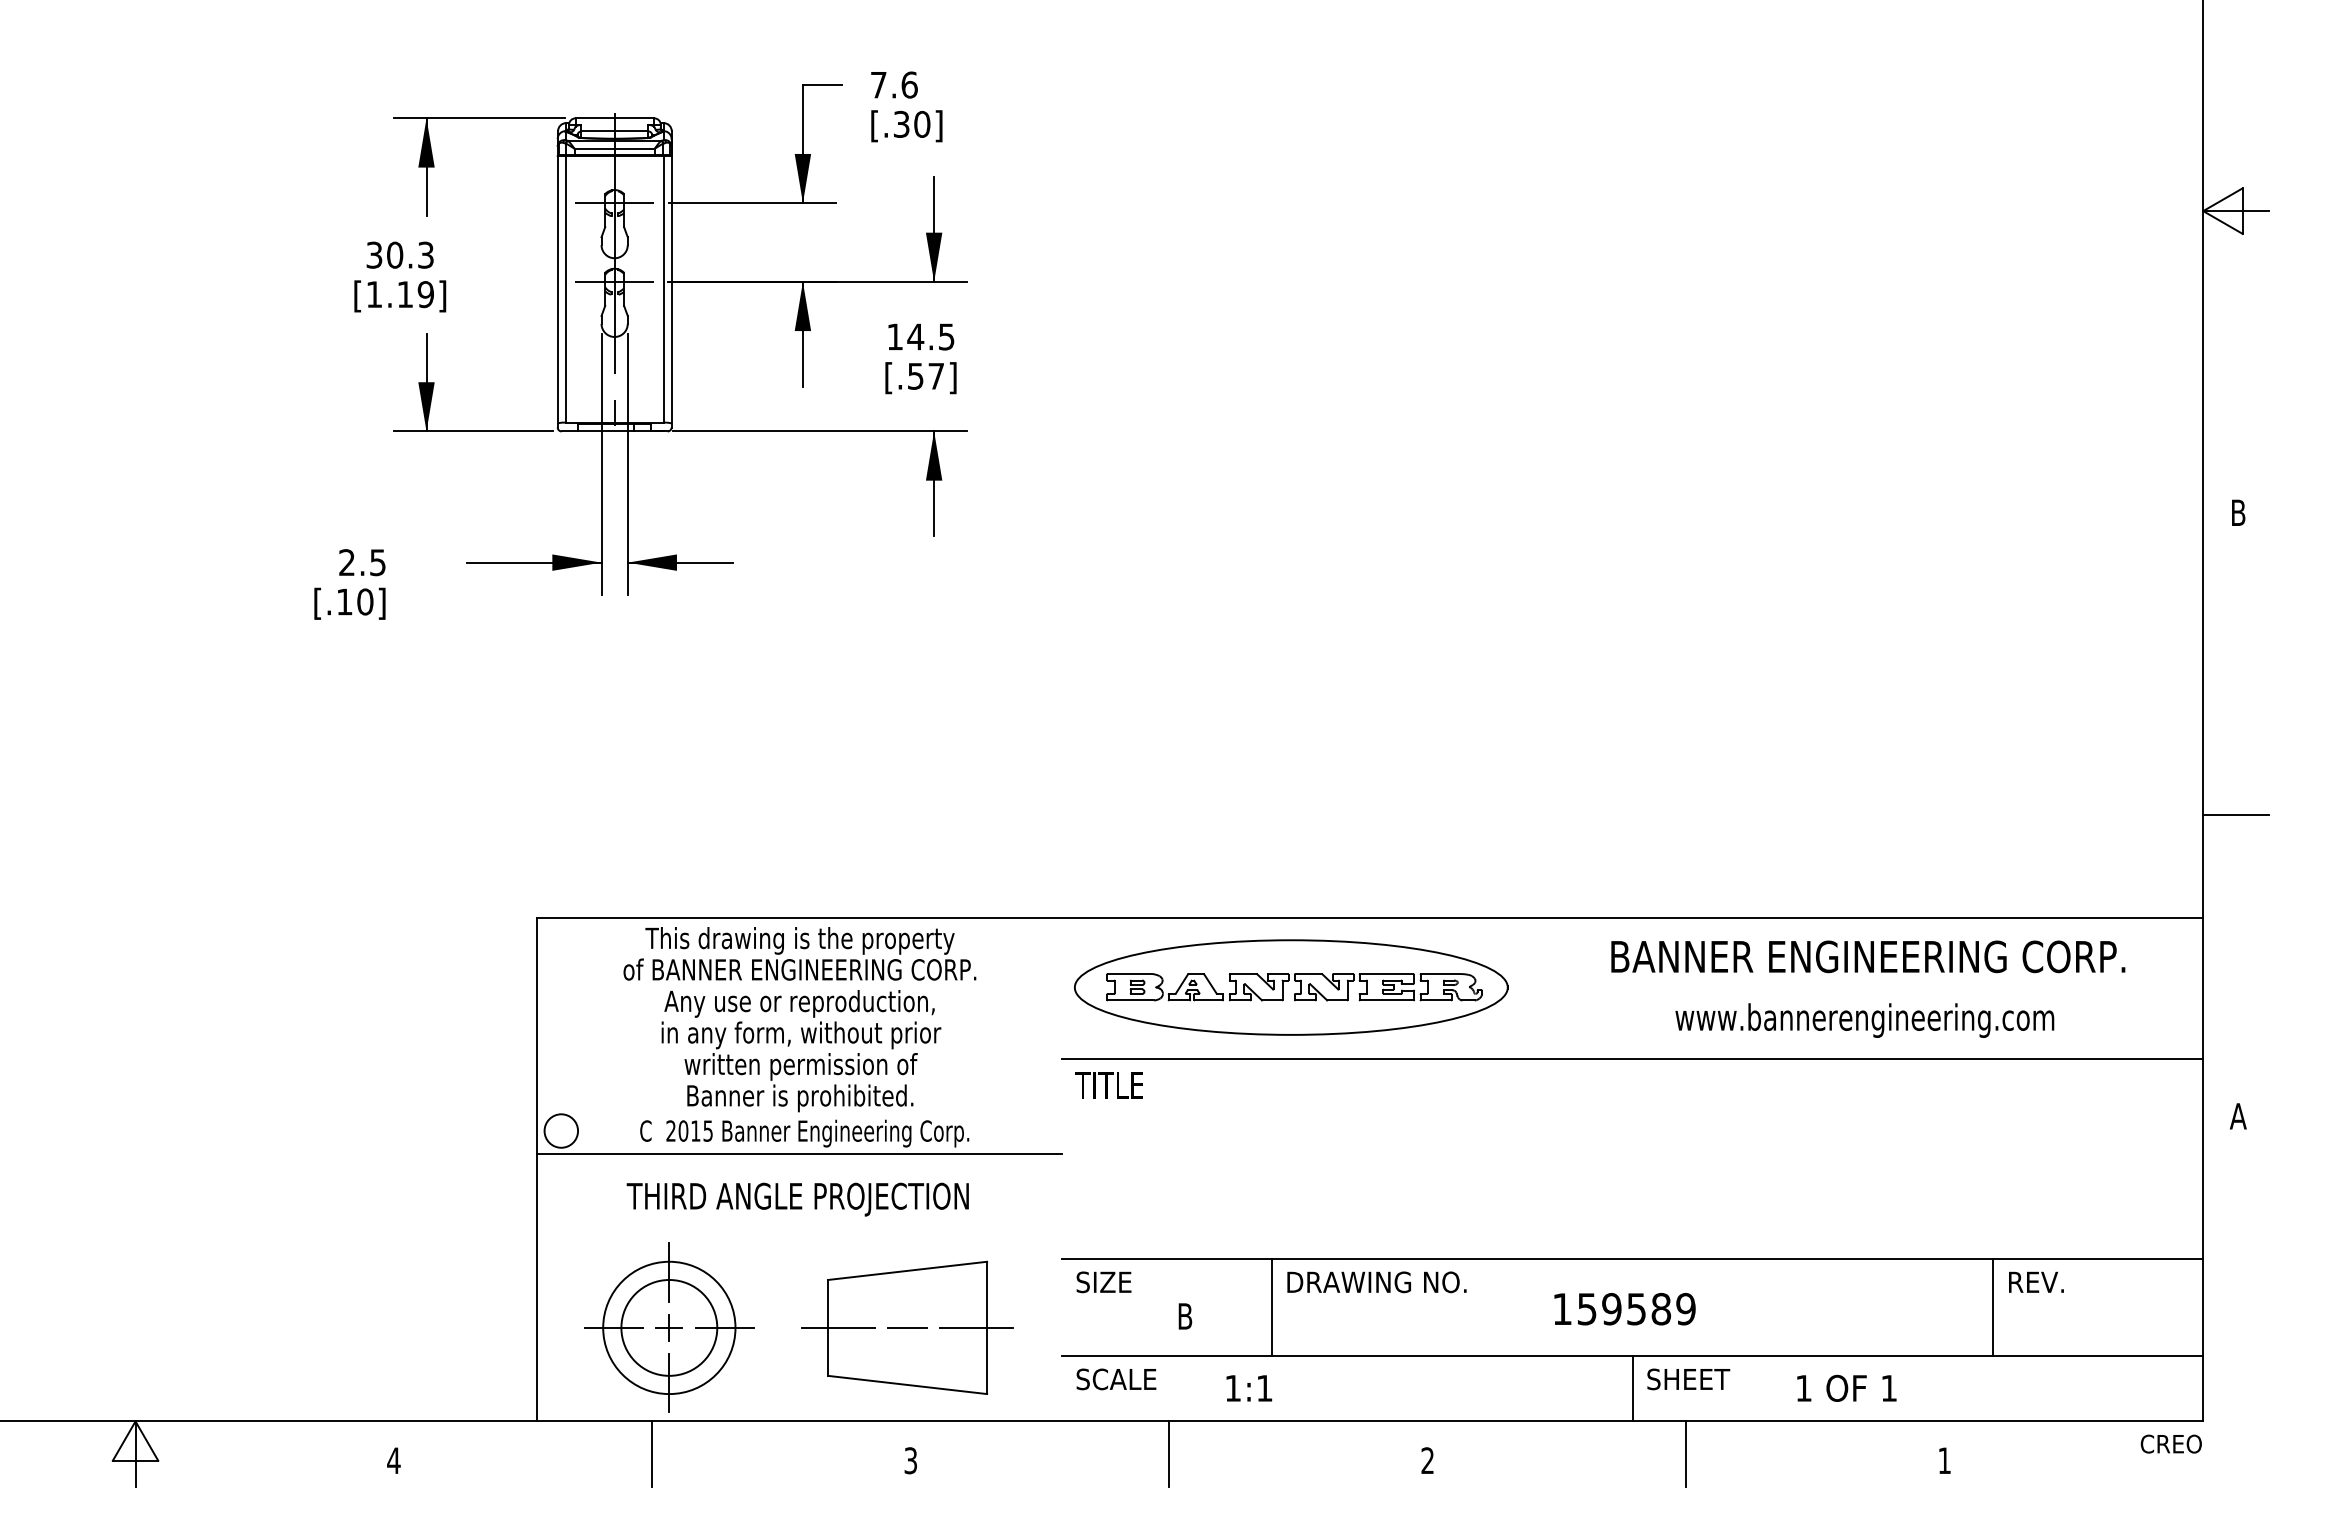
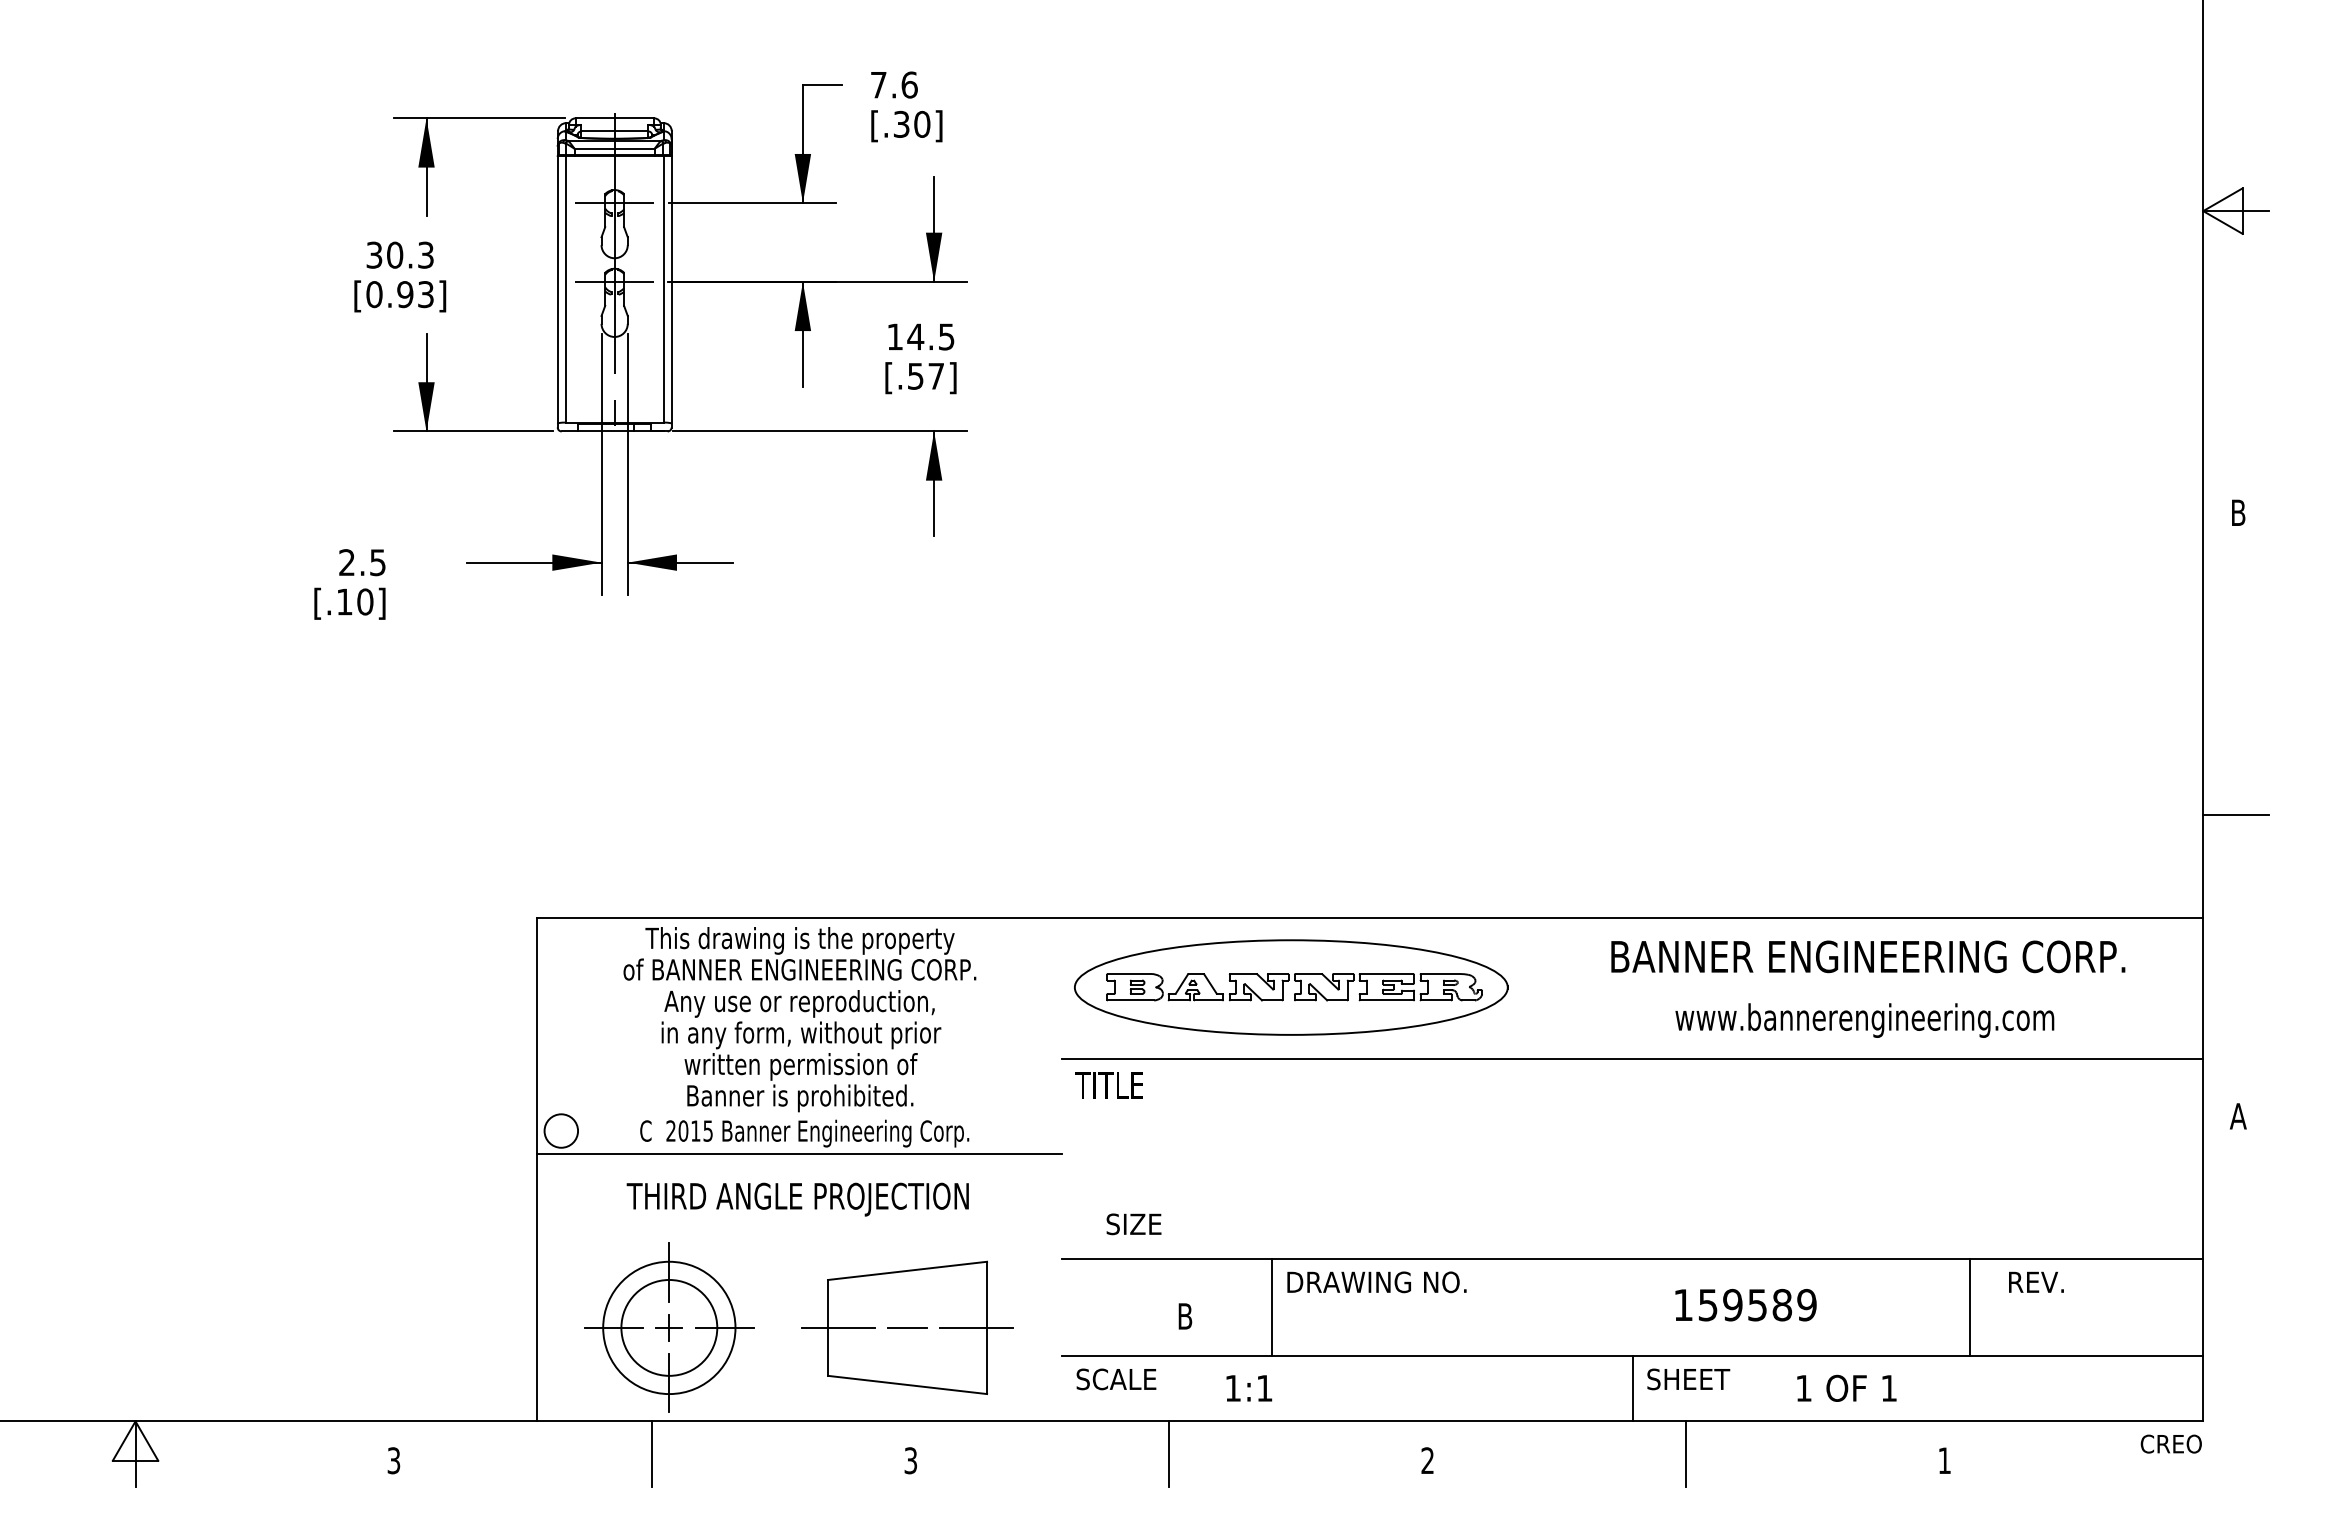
text: [1.19] -> [0.93] (399, 294)
text position: (1103, 1282) -> (1133, 1224) (1133, 1224)
line position: (1993, 1306) -> (1970, 1306) (1970, 1306)
text position: (1624, 1309) -> (1745, 1305) (1745, 1305)
text: 4 -> 3 (393, 1460)
